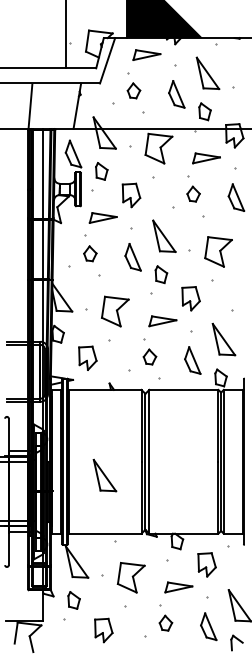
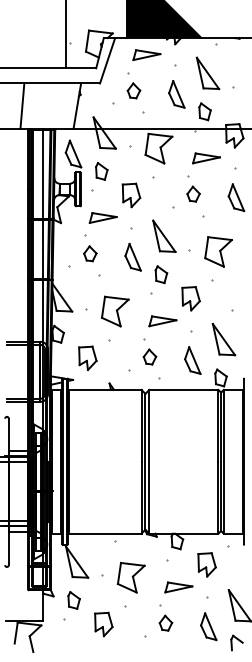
line position: (30, 106) -> (22, 105) (22, 105)
part: present -> none (104, 475)
part position: (103, 630) -> (103, 624) (103, 624)
